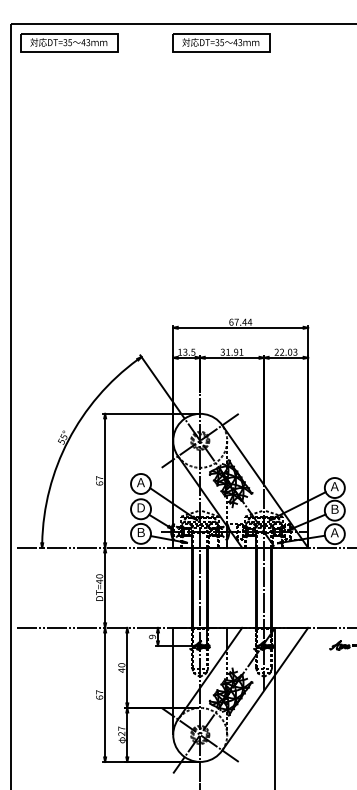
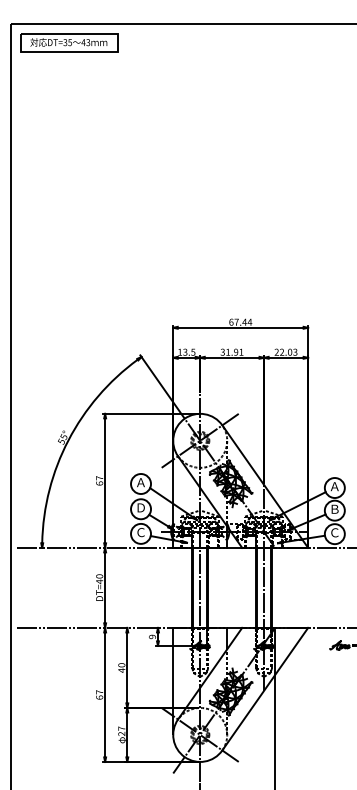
part: present -> none (221, 42)
text: Ｂ -> Ｃ (140, 532)
text: Ａ -> Ｃ (334, 532)
